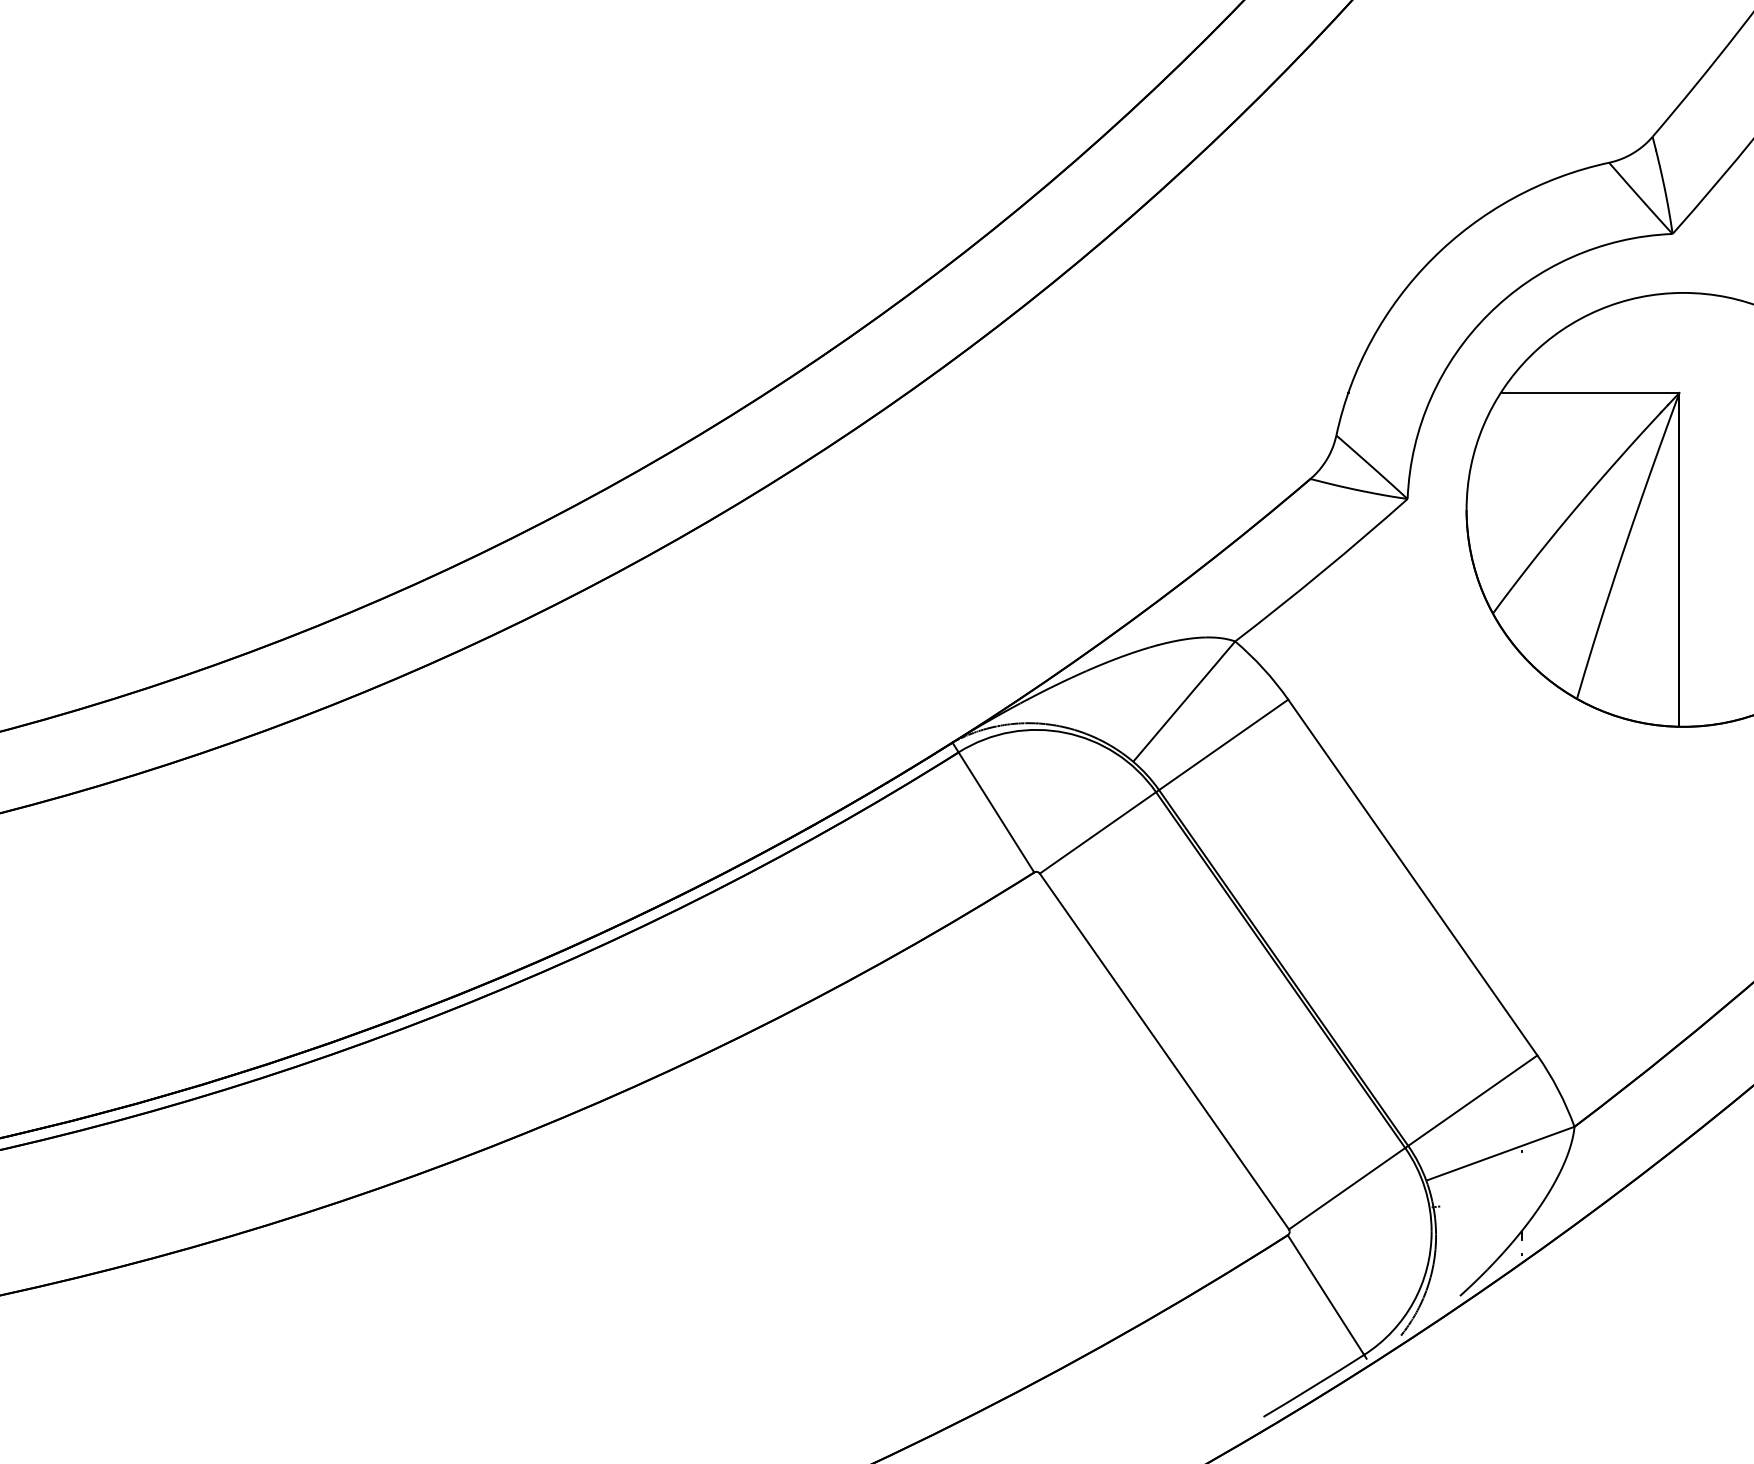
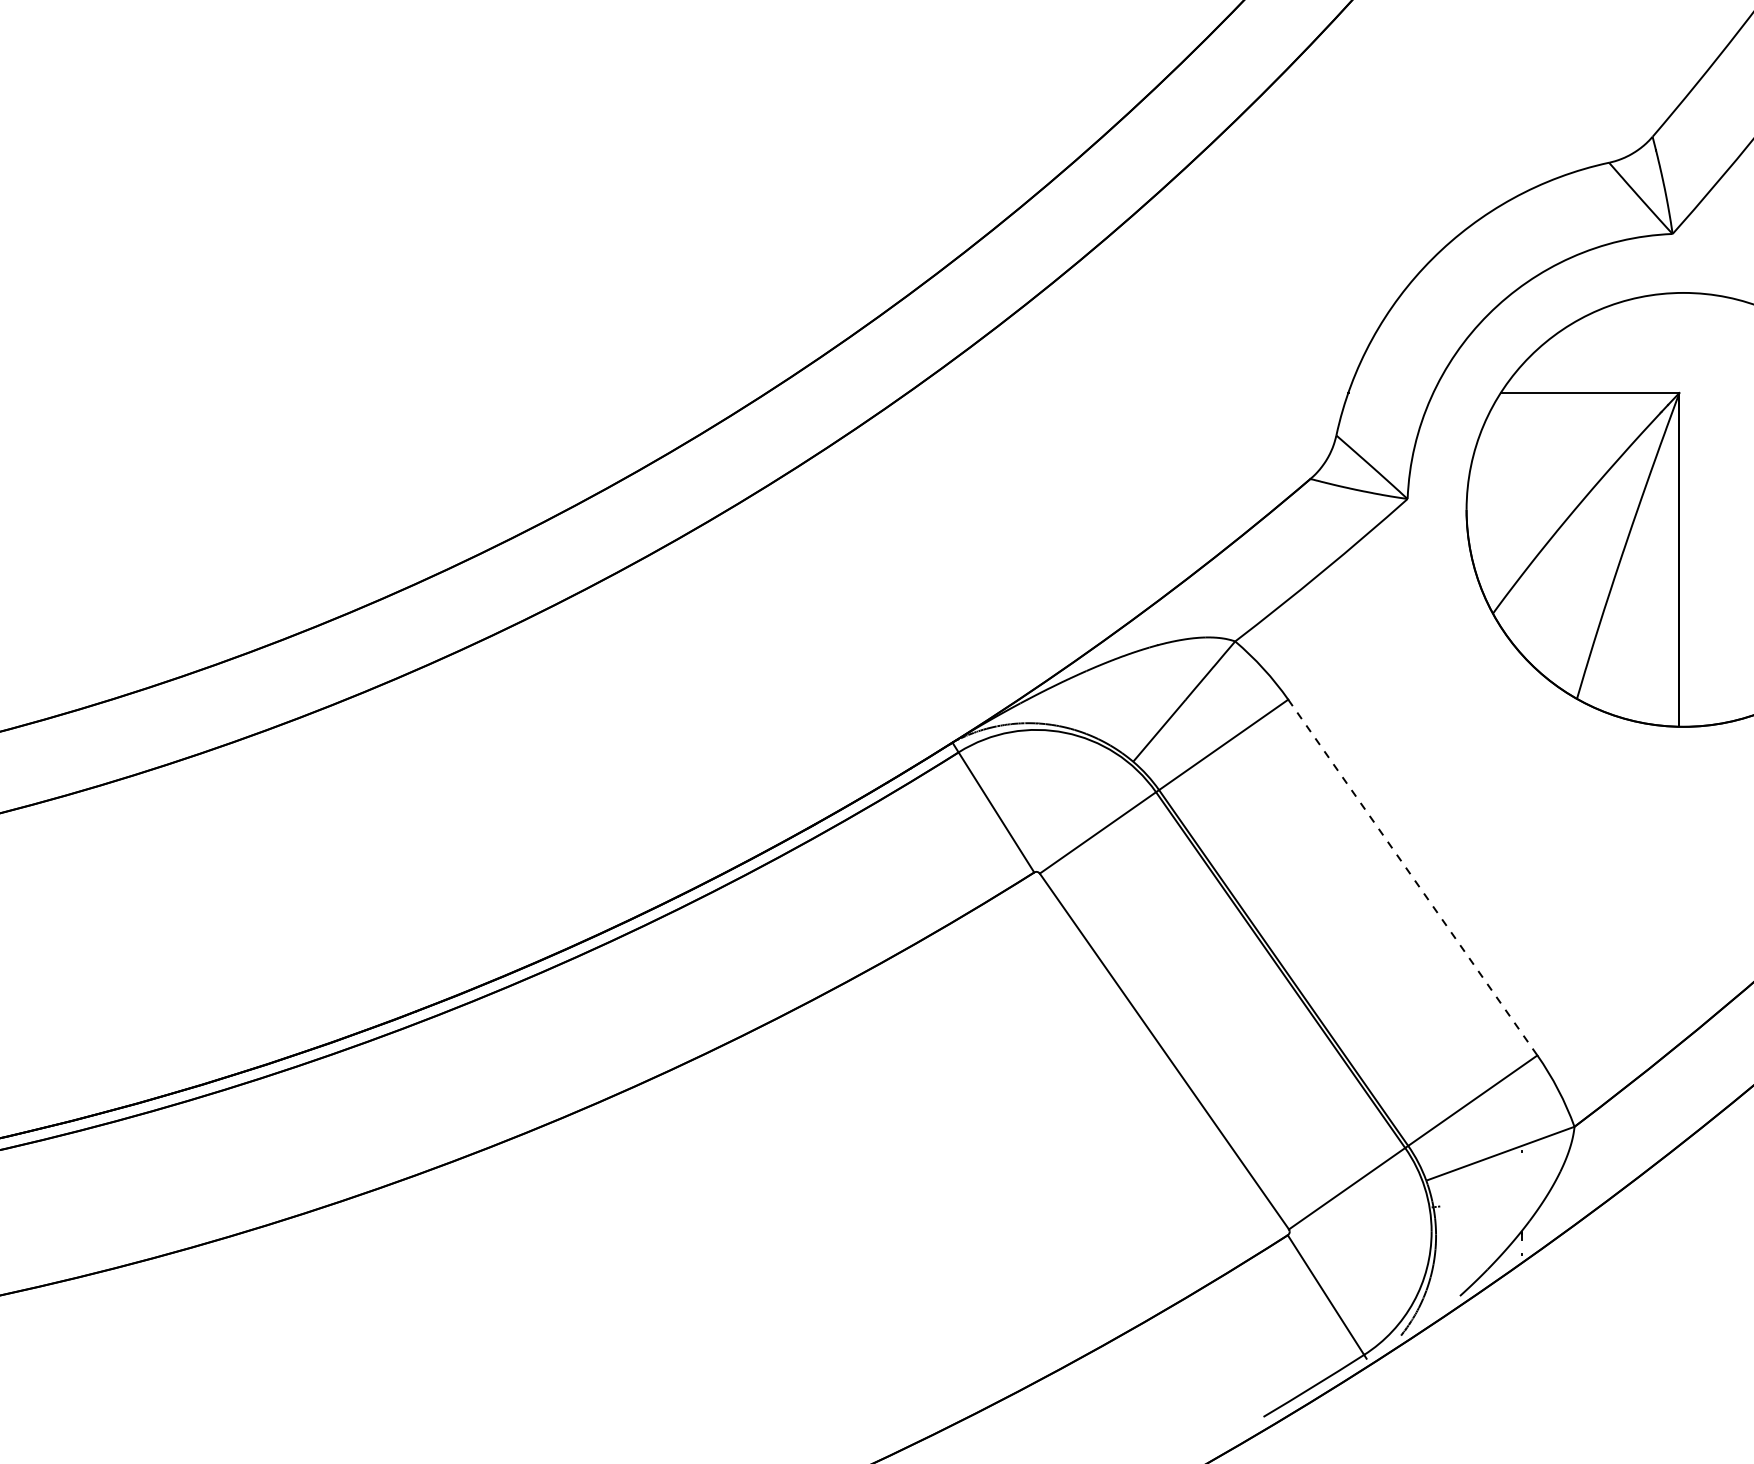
line: solid -> dashed (1413, 877)
